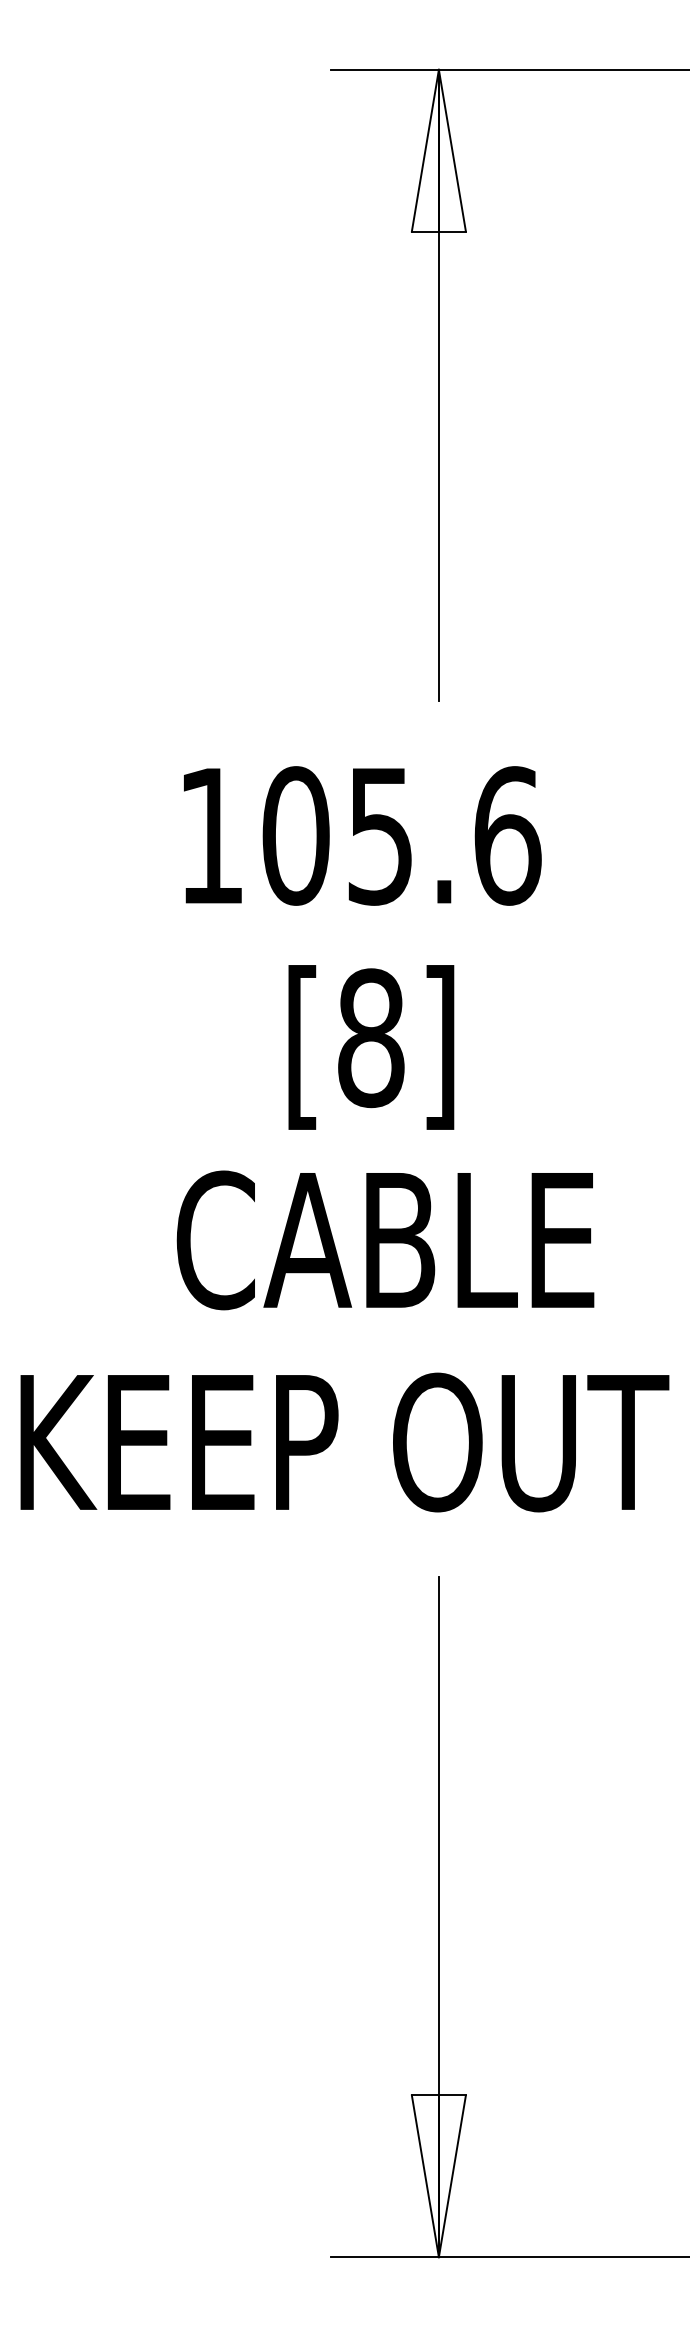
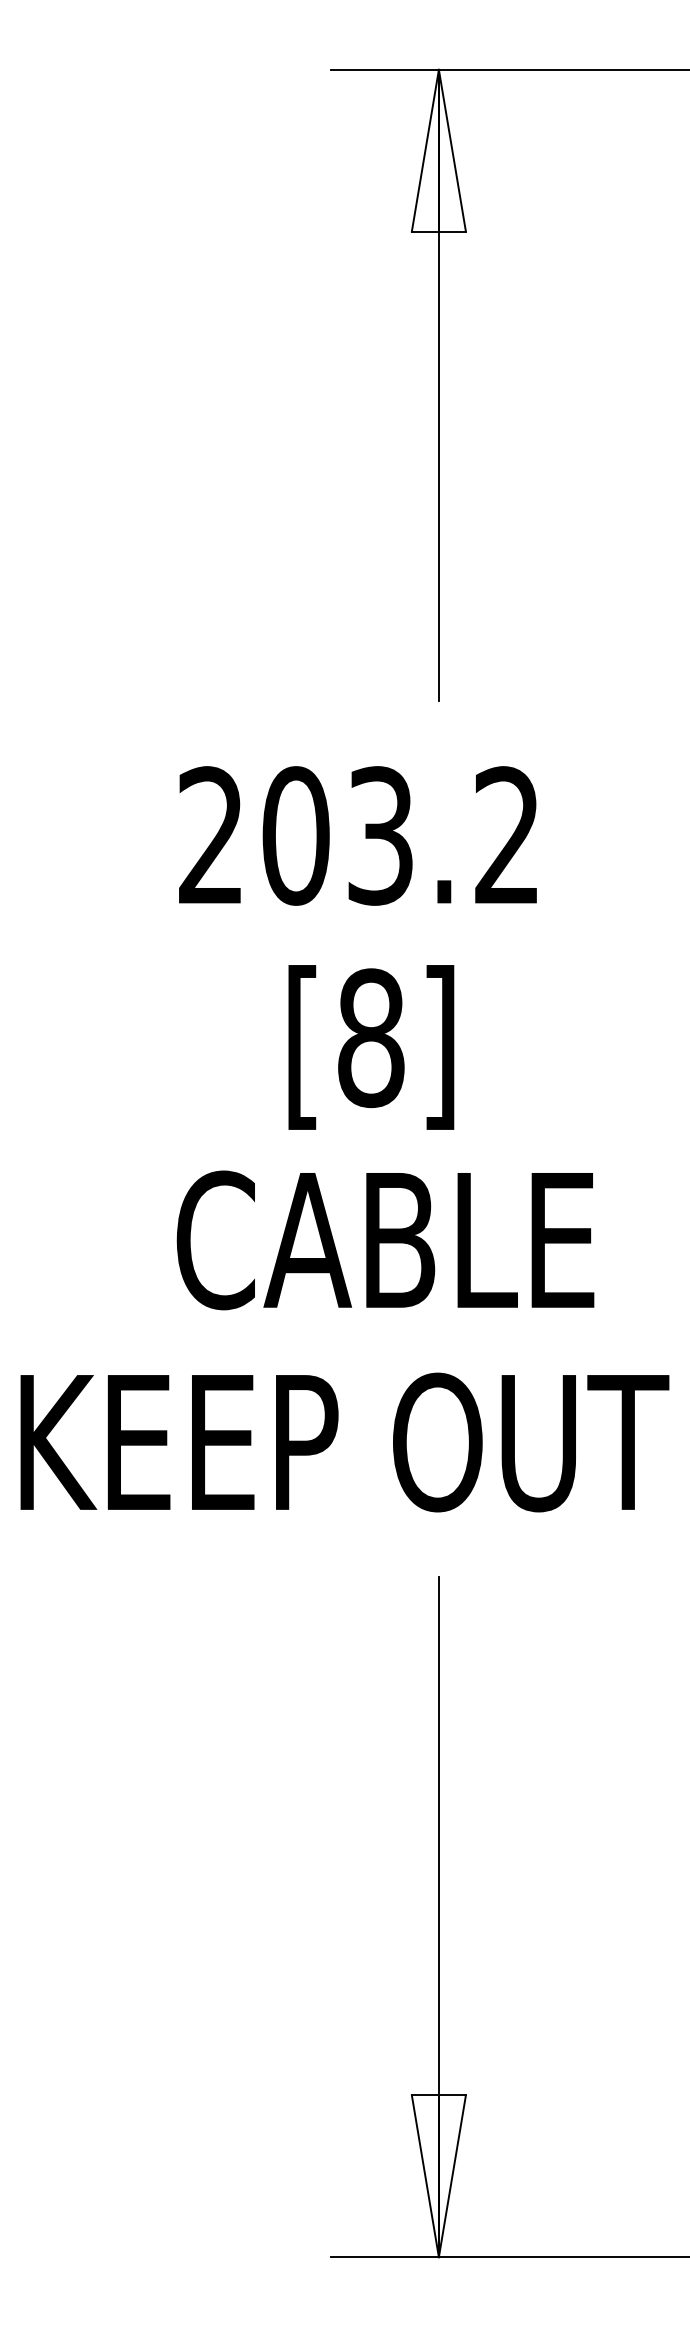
text: 105.6 -> 203.2 (360, 835)
